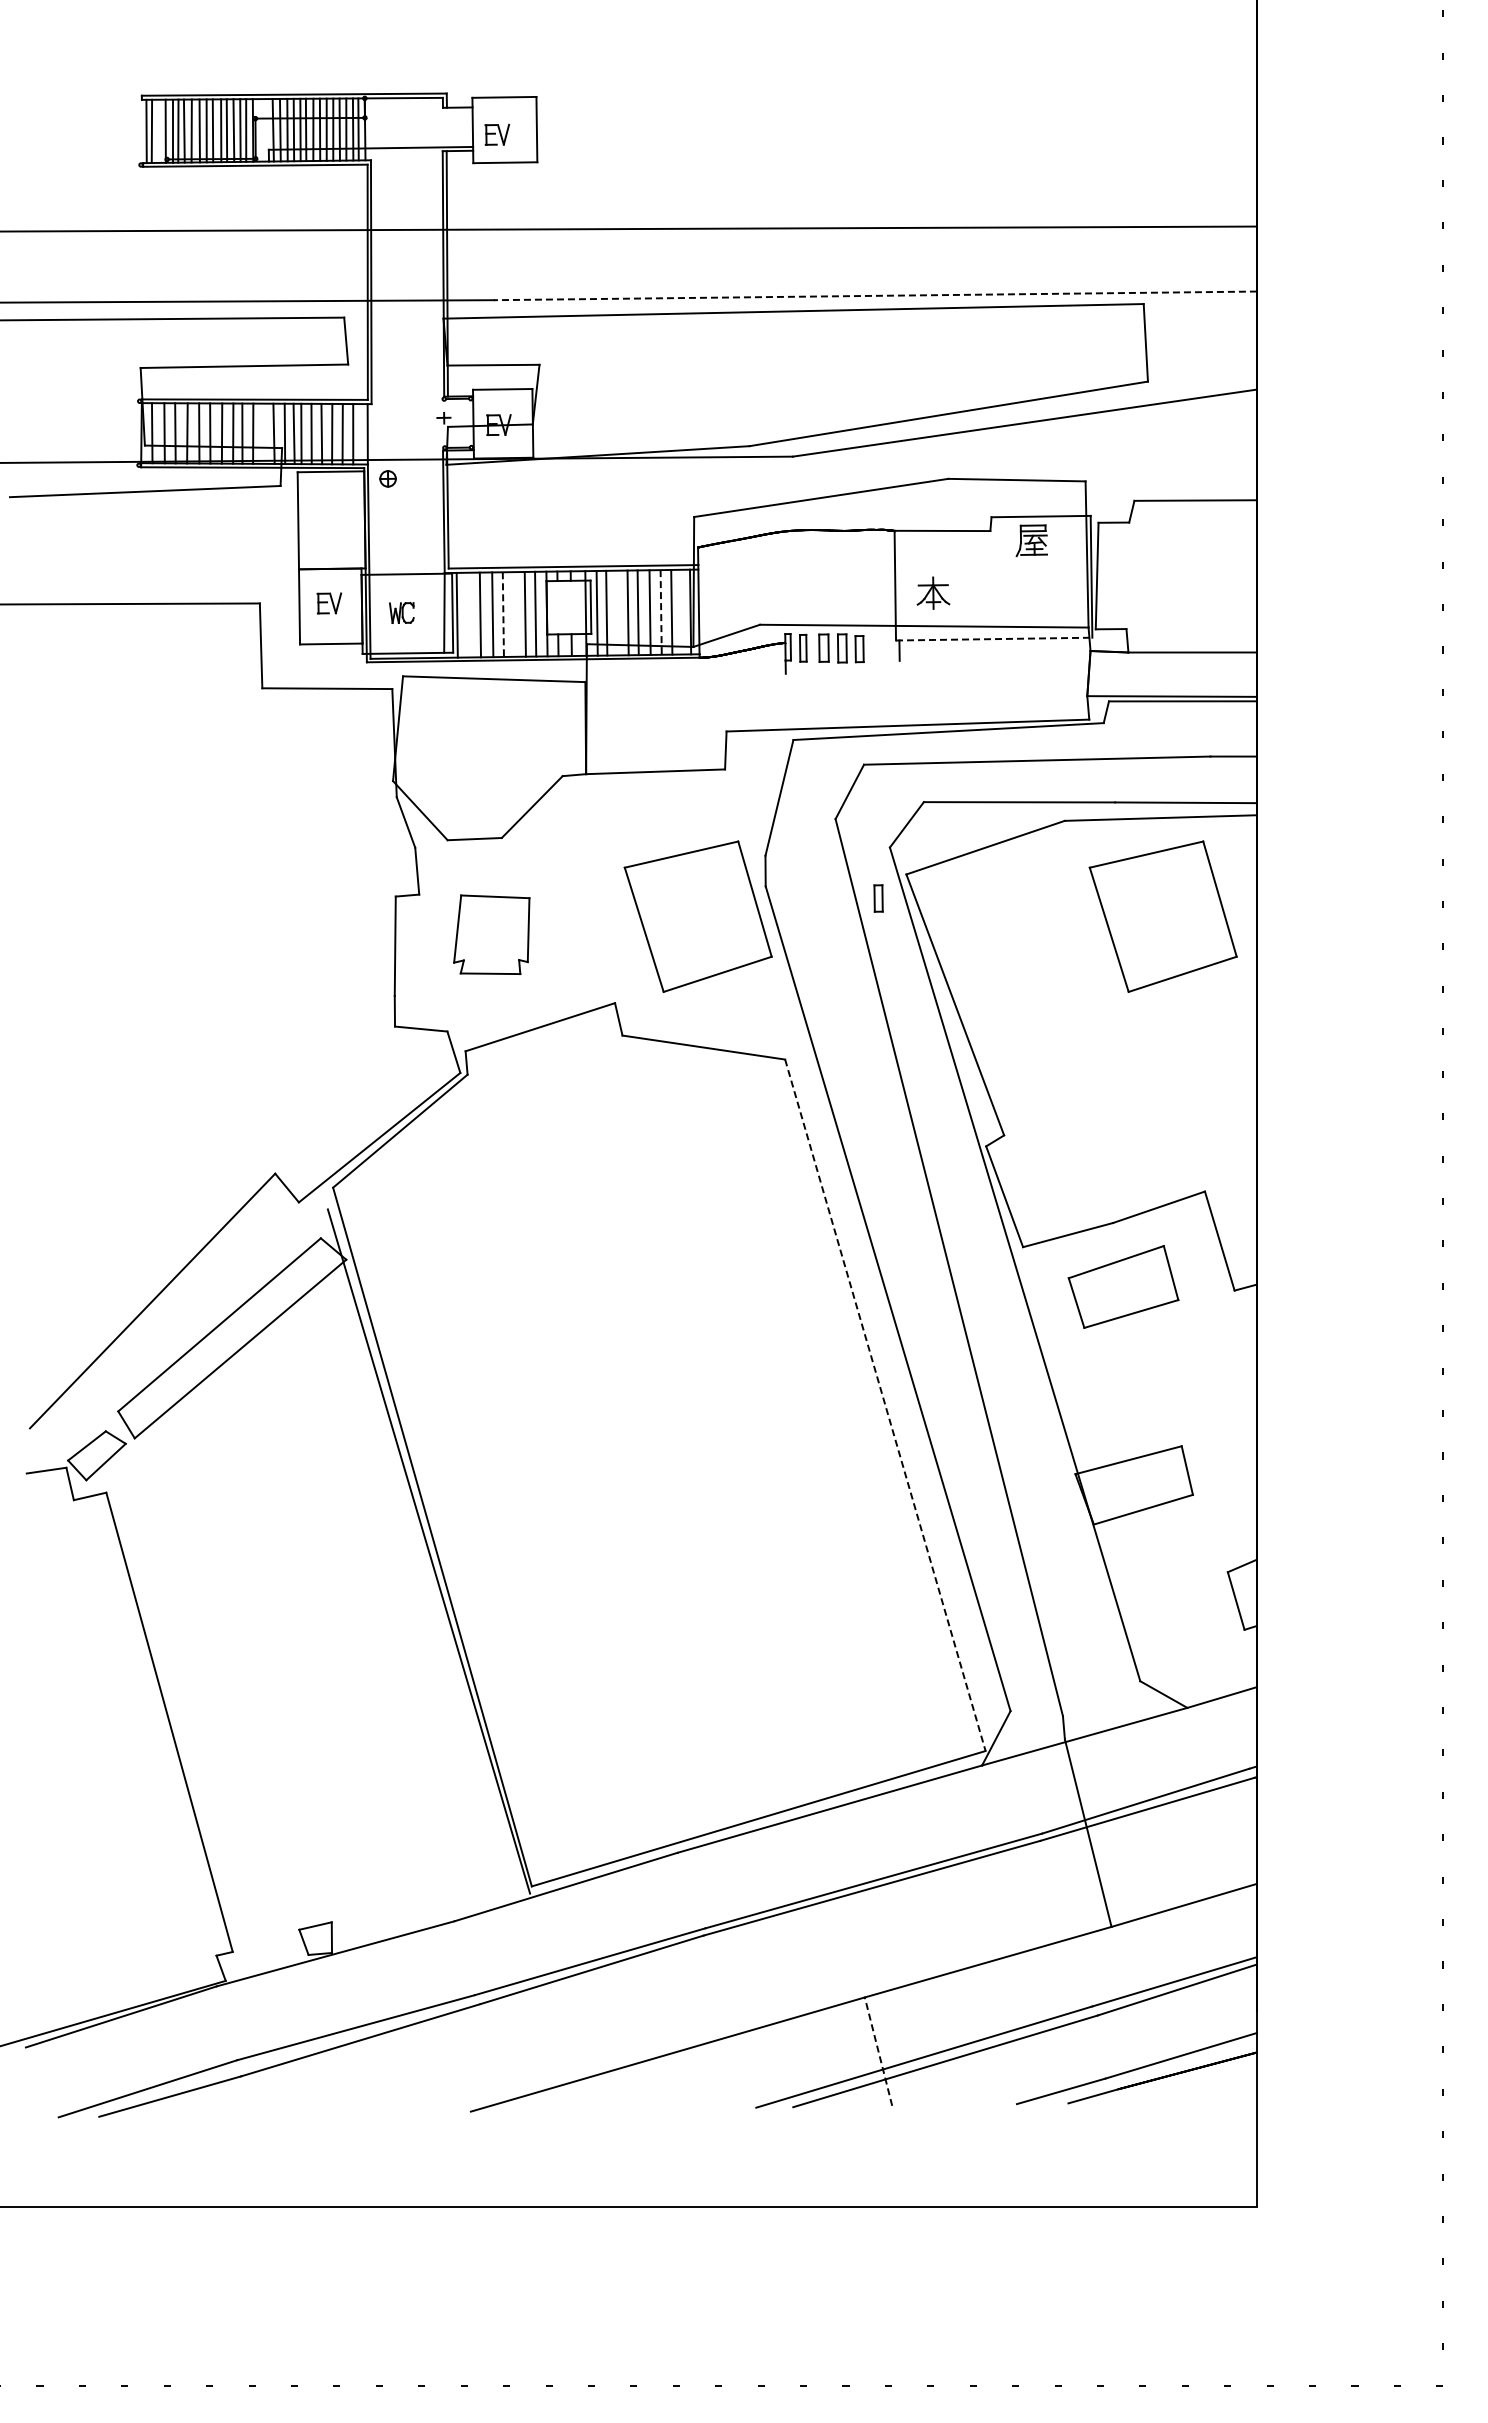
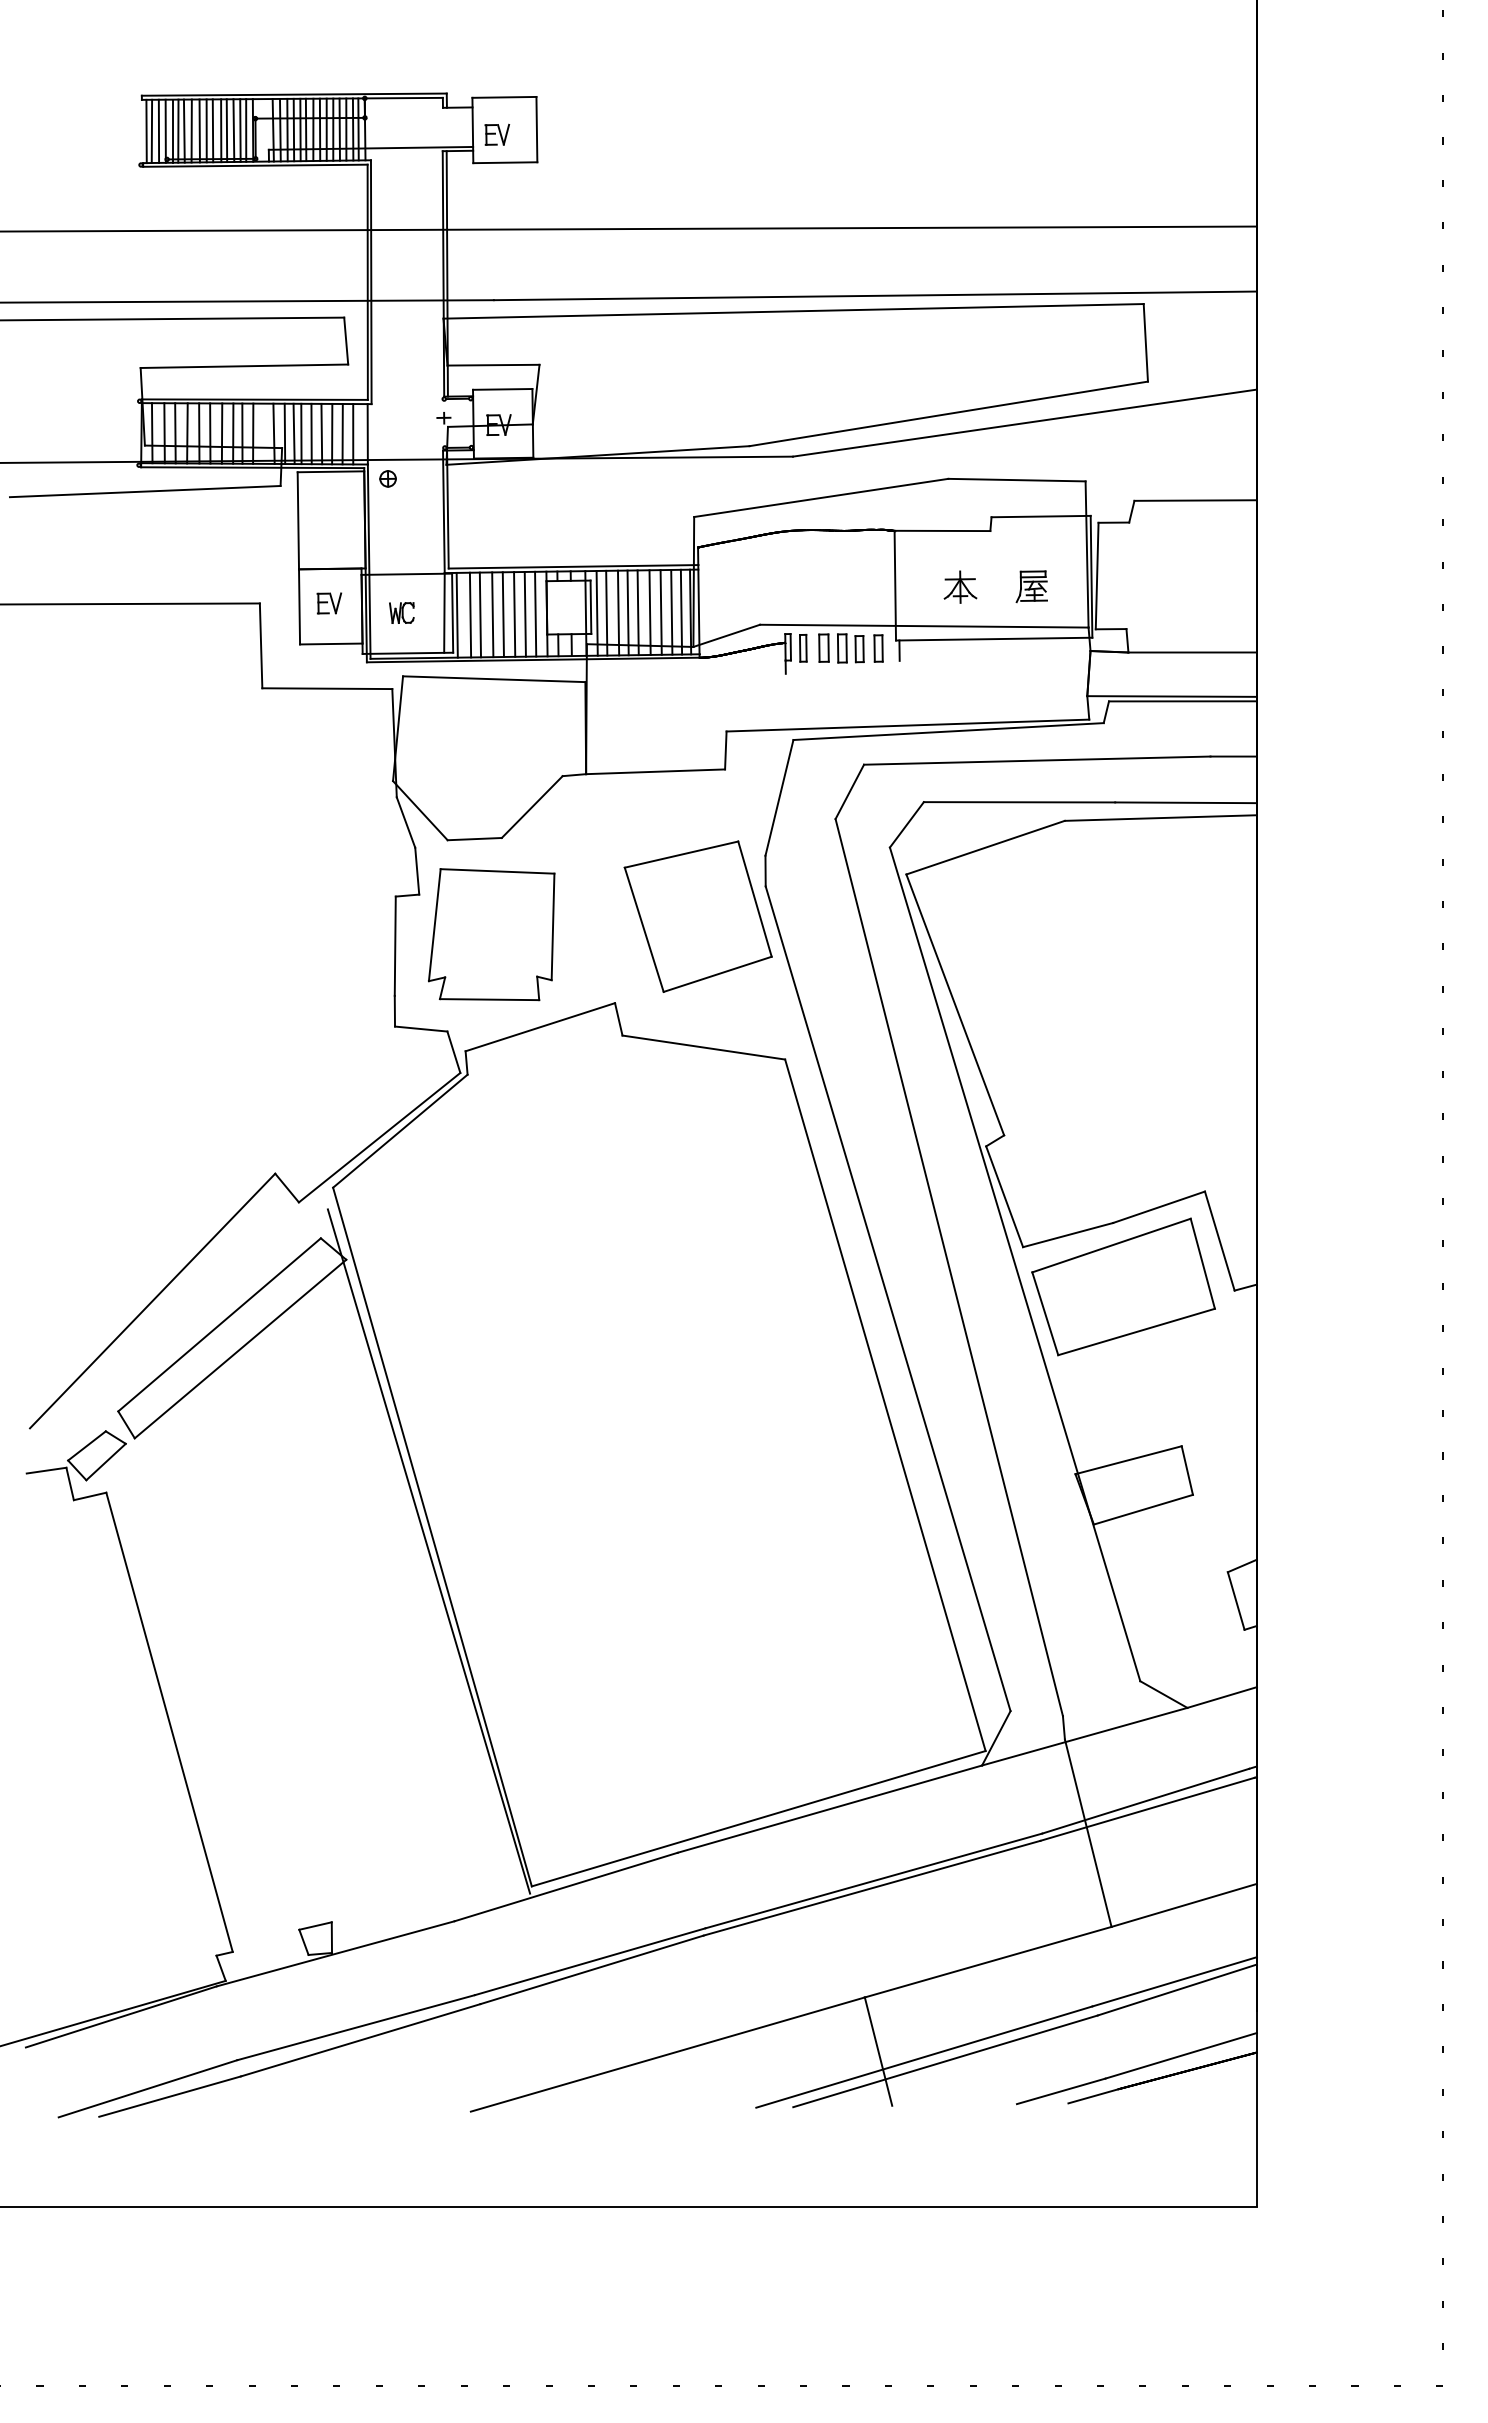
line: none -> present (158, 130)
line: dashed -> solid (875, 295)
part position: (1031, 540) -> (1031, 586) (1031, 586)
part position: (933, 592) -> (960, 586) (960, 586)
line: none -> present (681, 611)
line: none -> present (618, 612)
line: dashed -> solid (661, 612)
line: none -> present (470, 614)
line: none -> present (514, 614)
line: dashed -> solid (503, 615)
line: dashed -> solid (994, 639)
part position: (878, 898) -> (878, 648) (878, 648)
part: present -> none (1162, 916)
part size: 78x81 px -> 128x134 px (491, 934)
part size: 113x84 px -> 185x140 px (1123, 1286)
line: dashed -> solid (885, 1405)
line: dashed -> solid (878, 2051)
